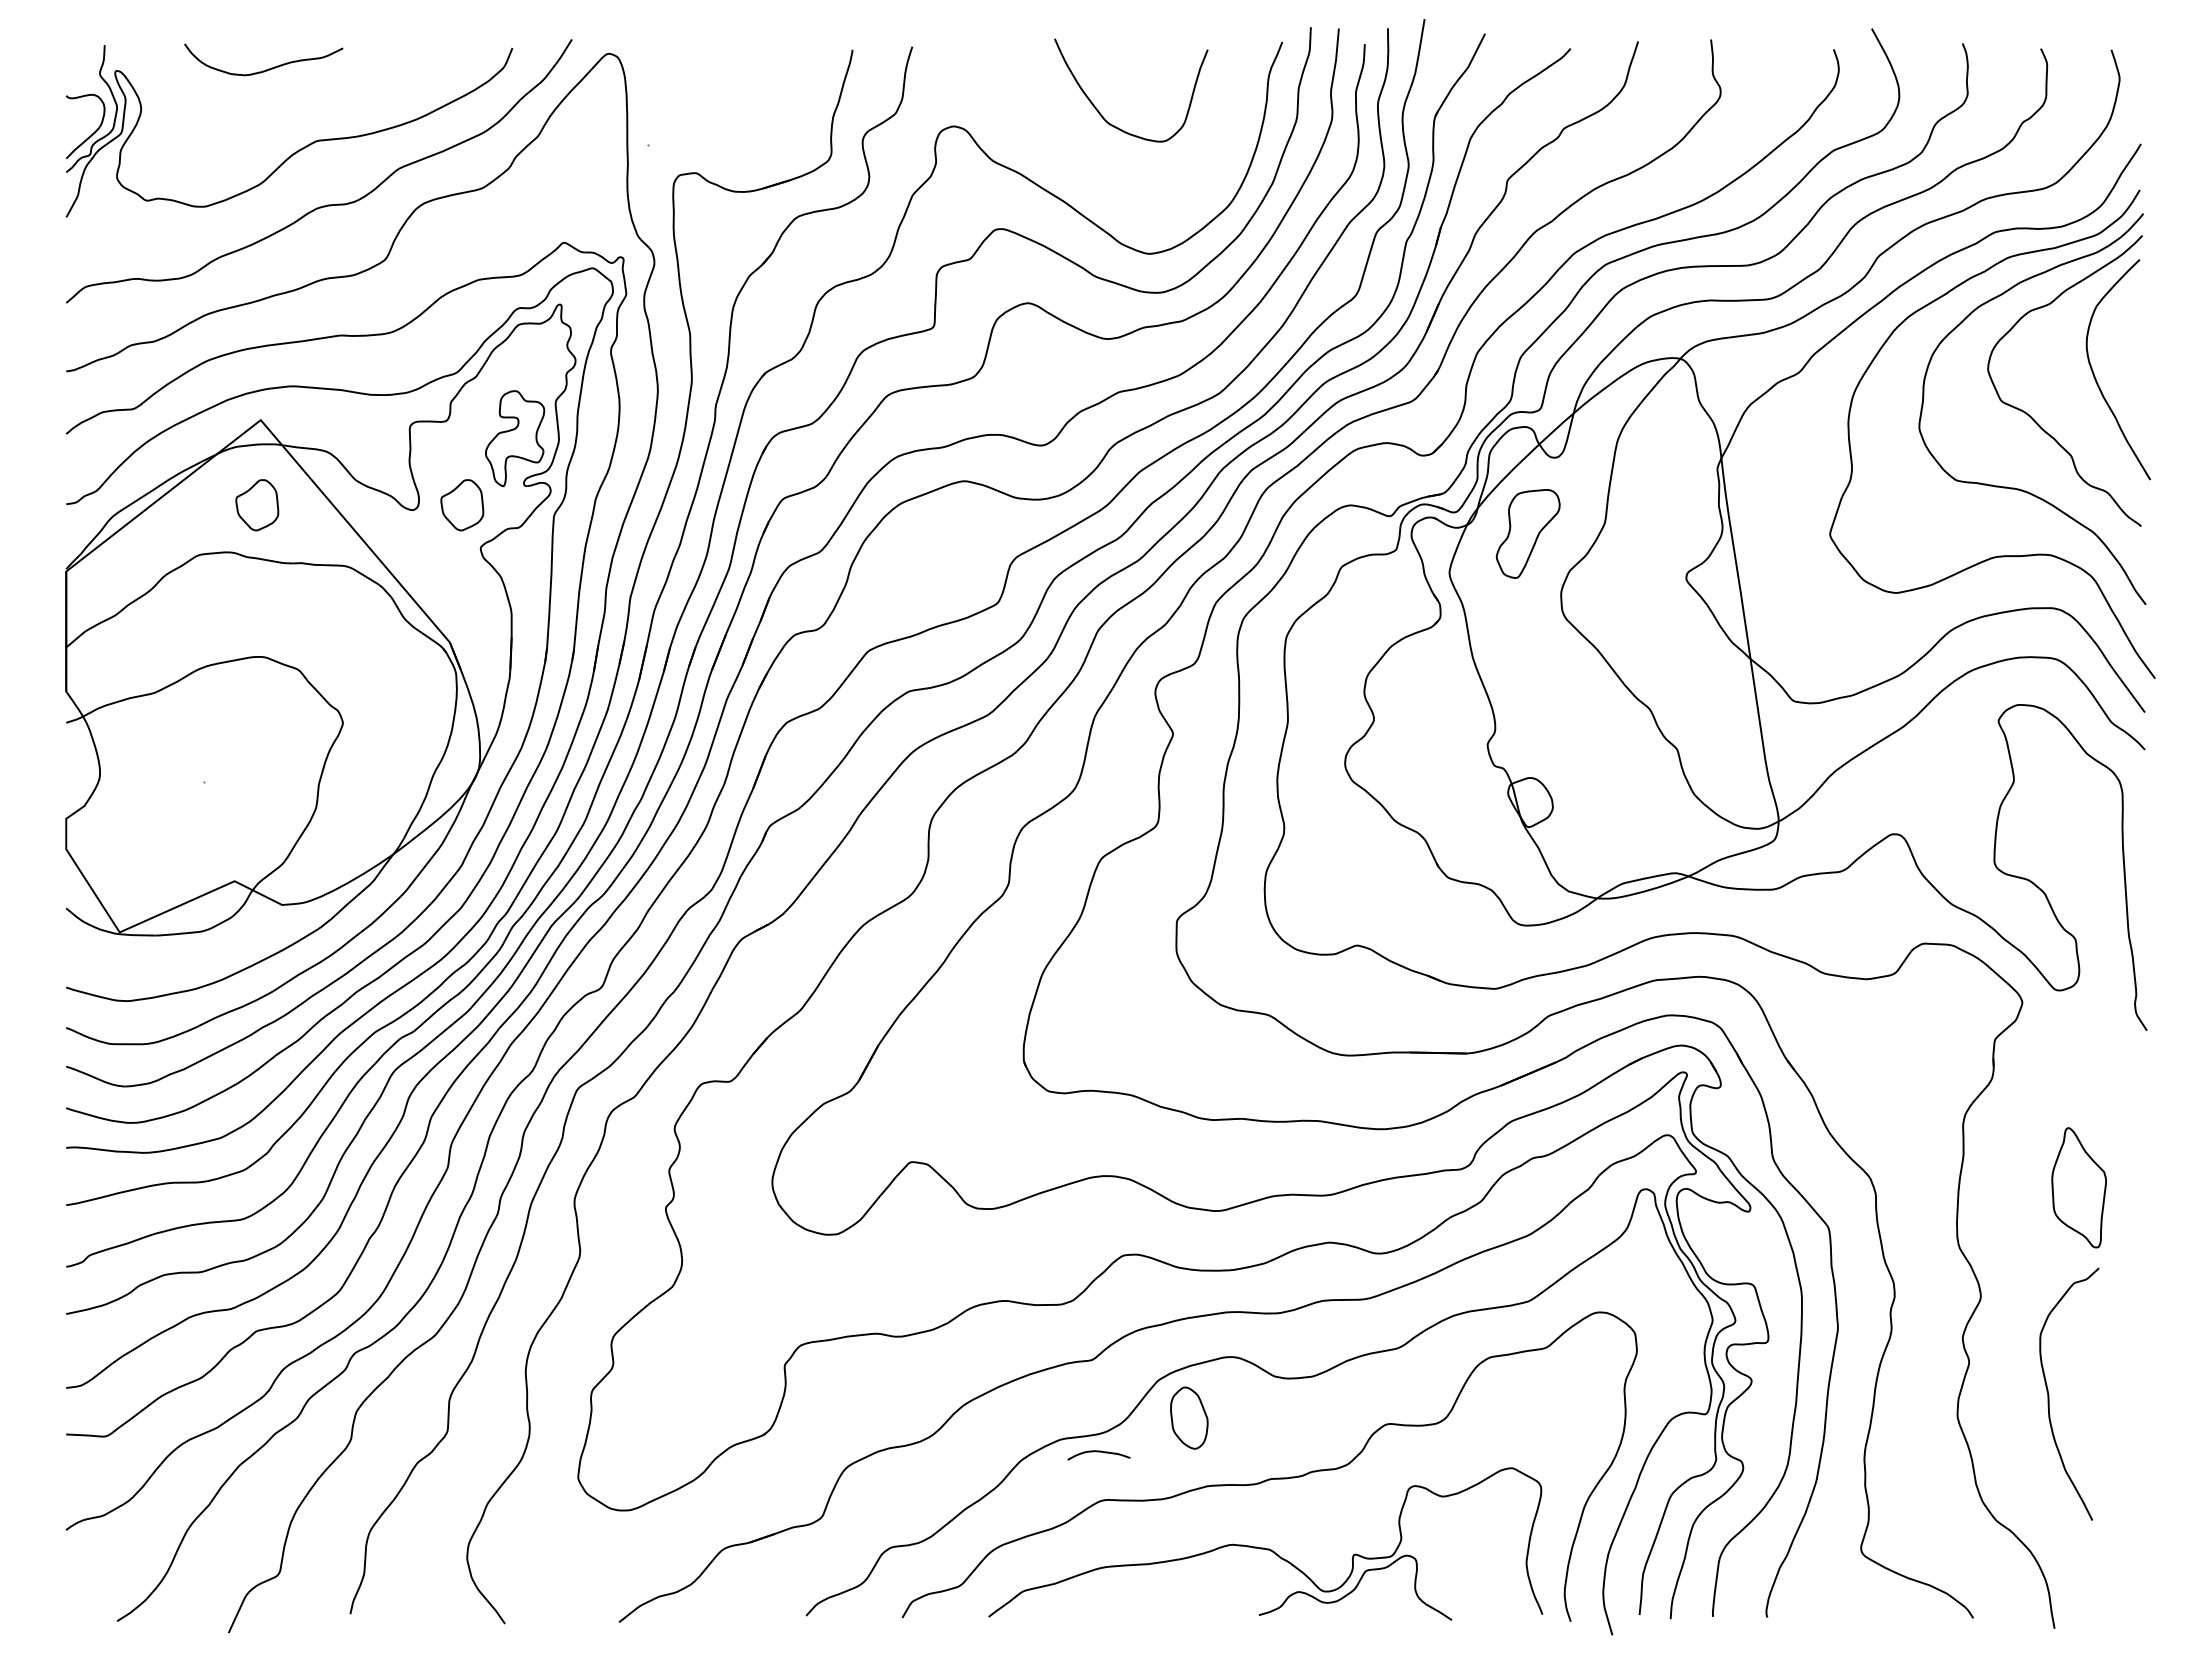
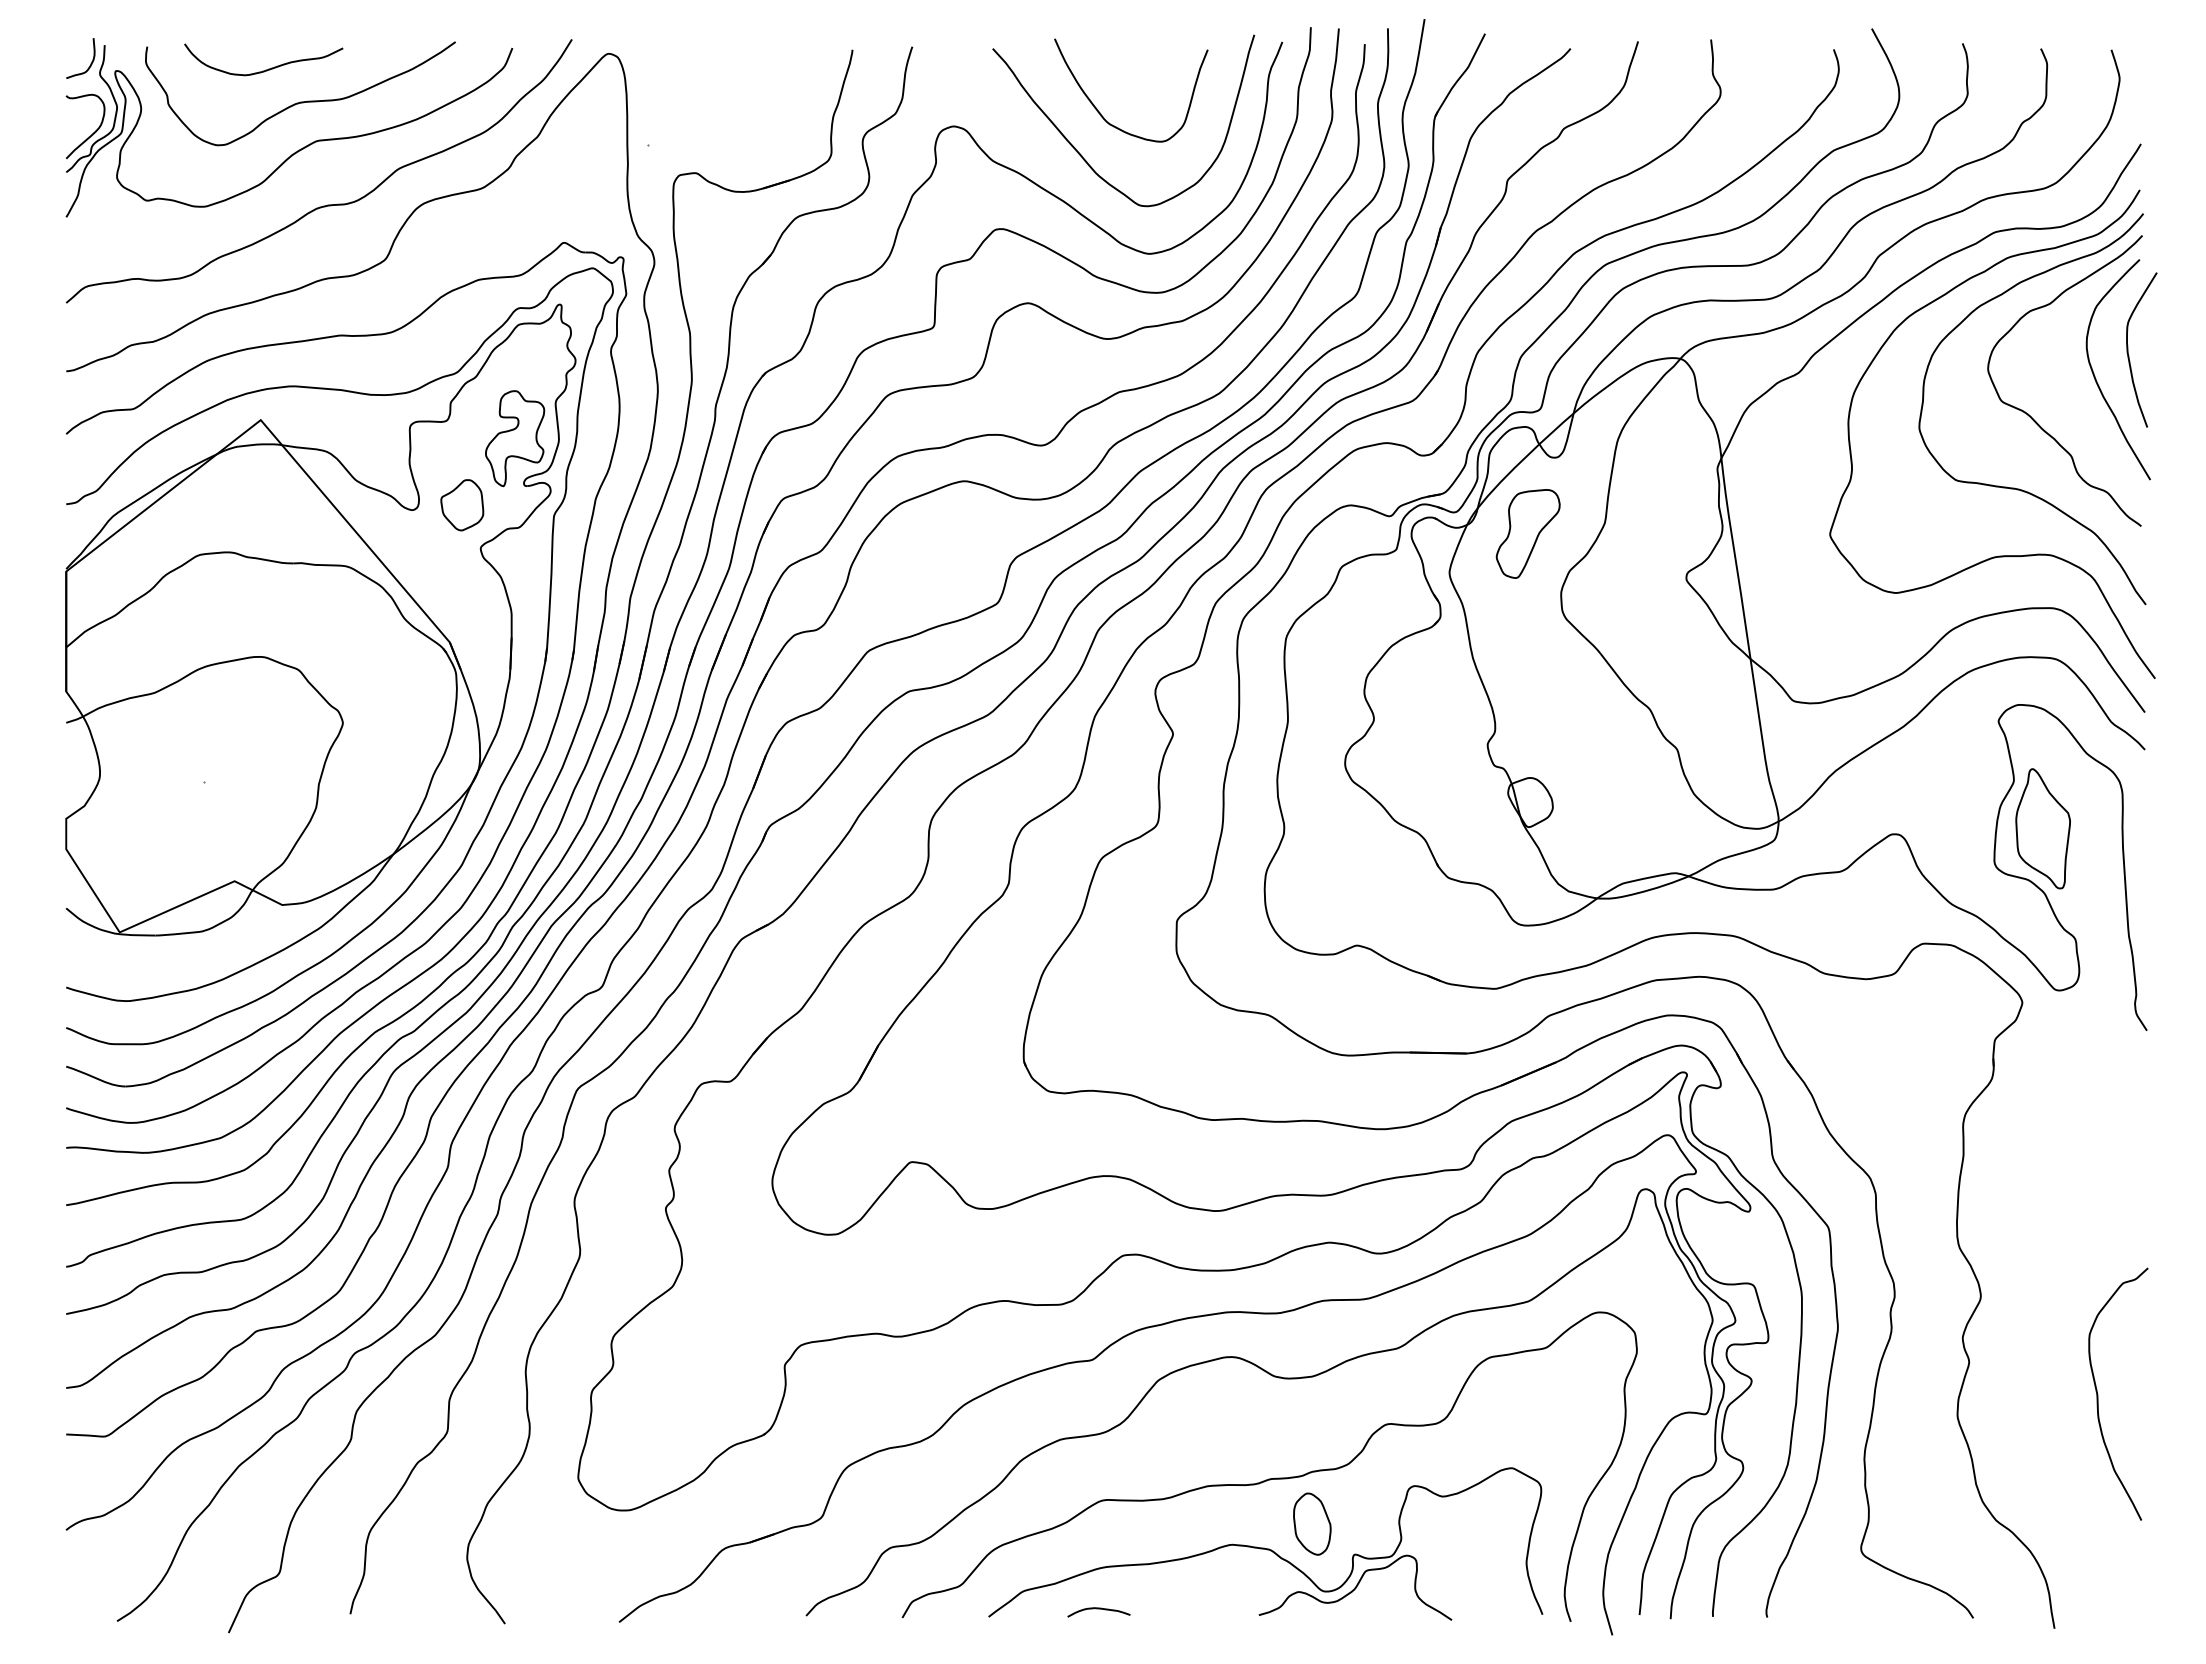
curve: none -> present (90, 63)
curve: none -> present (300, 101)
curve: none -> present (1082, 155)
curve: none -> present (2128, 349)
part: present -> none (257, 505)
part position: (2078, 1187) -> (2042, 828) (2042, 828)
curve position: (2049, 1393) -> (2098, 1393) (2098, 1393)
part position: (1189, 1417) -> (1312, 1523) (1312, 1523)
curve position: (1098, 1452) -> (1098, 1609) (1098, 1609)
